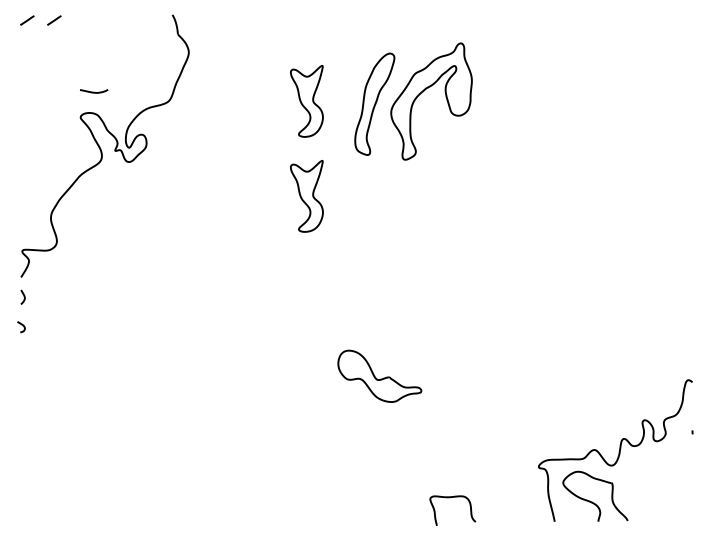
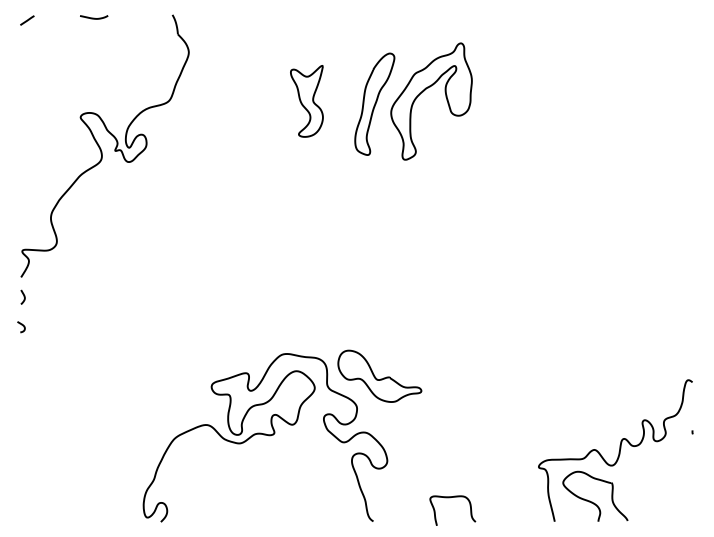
line: present -> none (54, 20)
curve position: (94, 91) -> (94, 17) (94, 17)
part: present -> none (306, 196)
curve: none -> present (265, 435)
